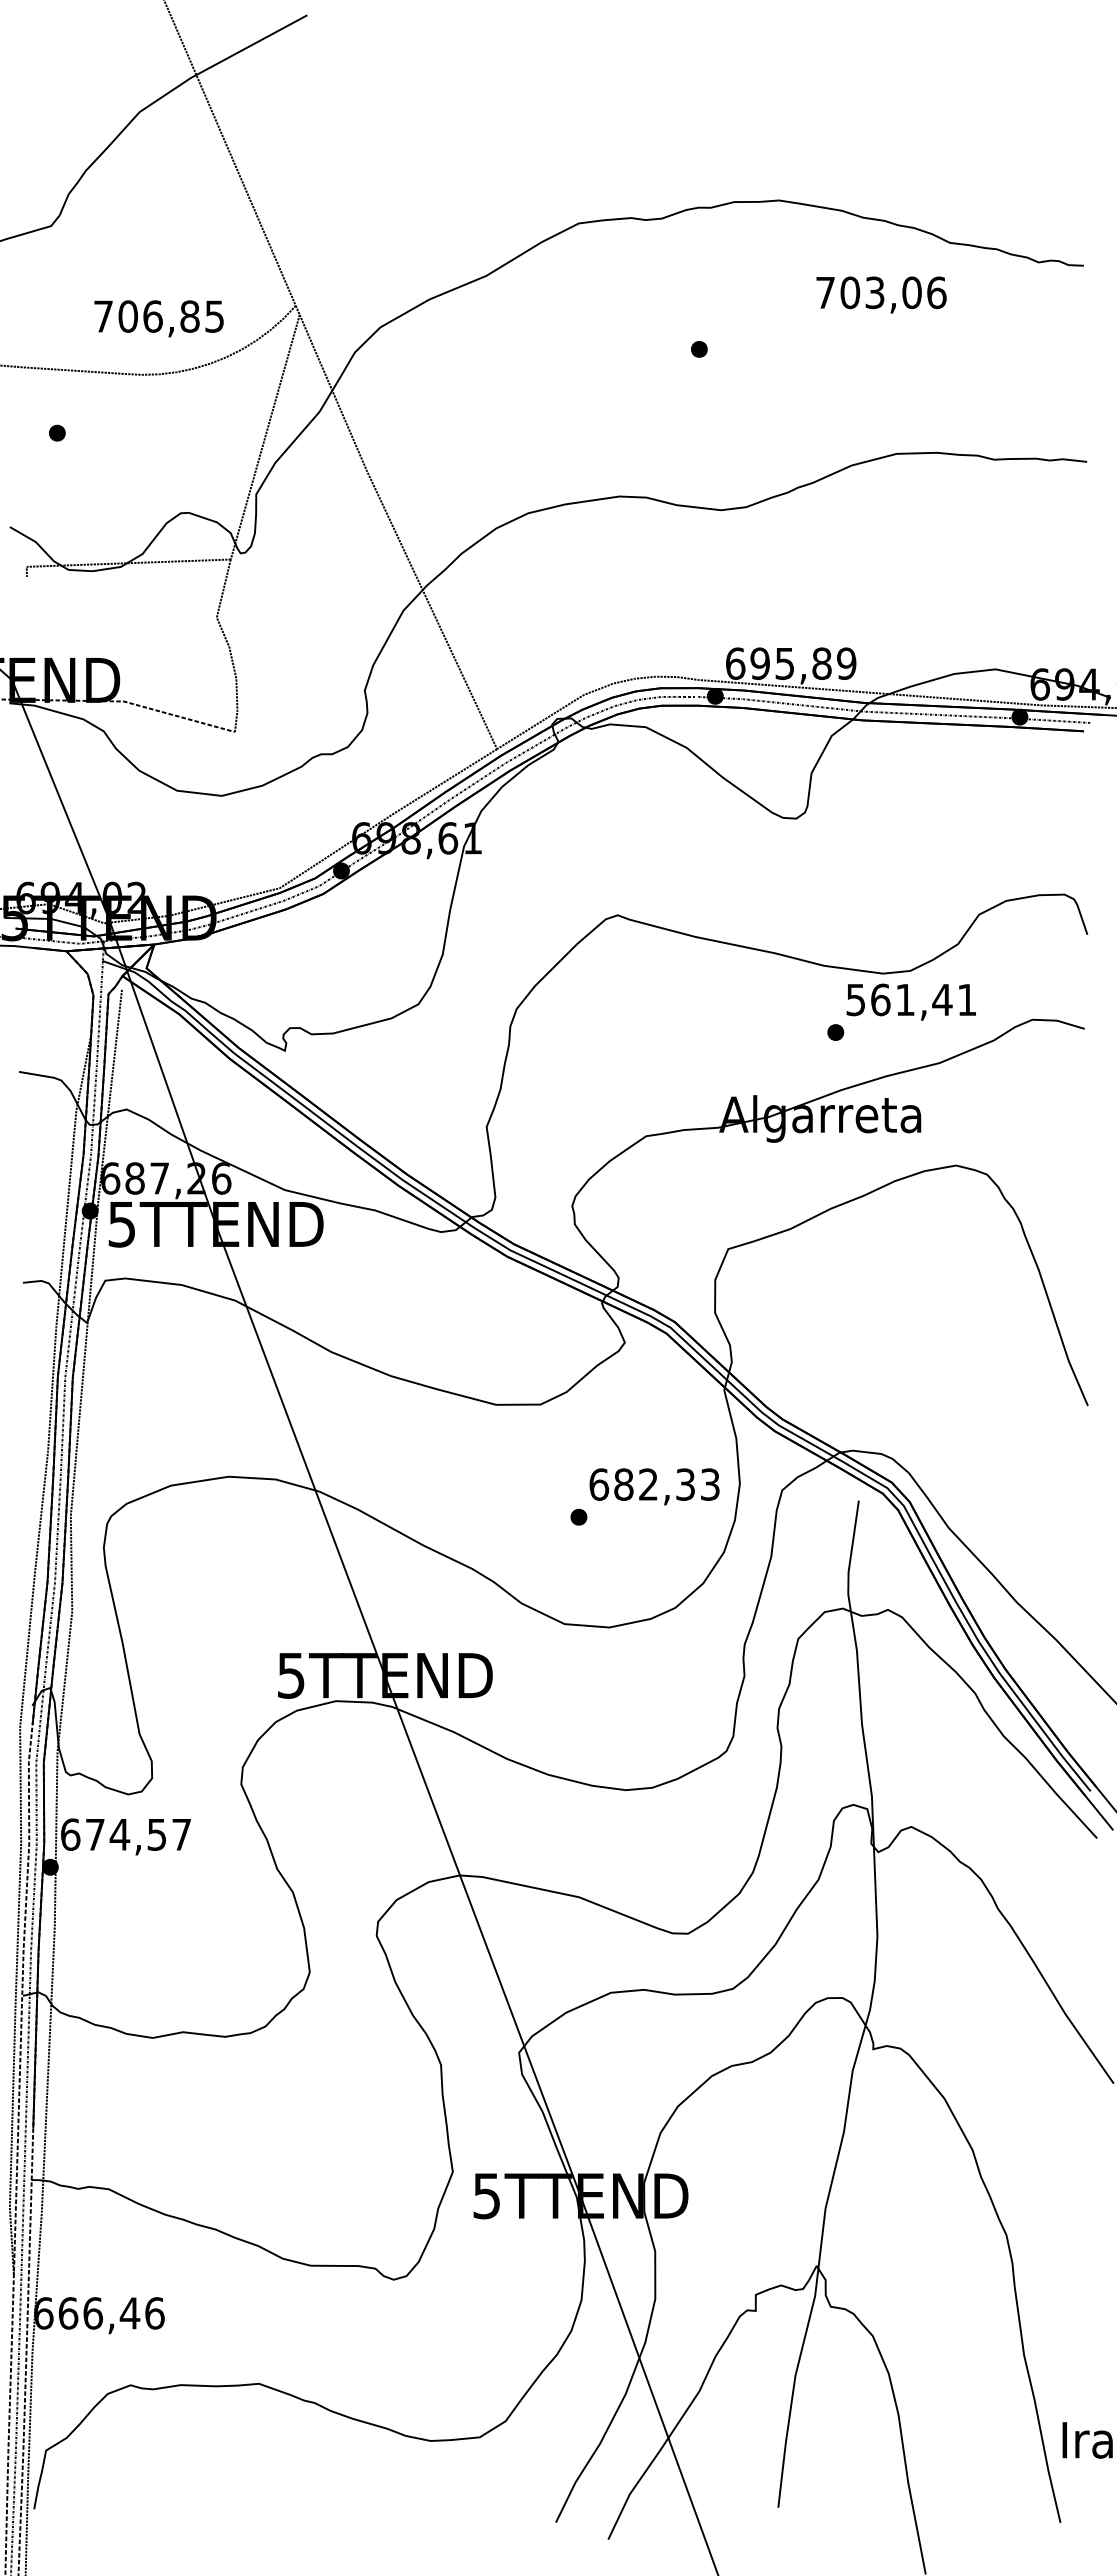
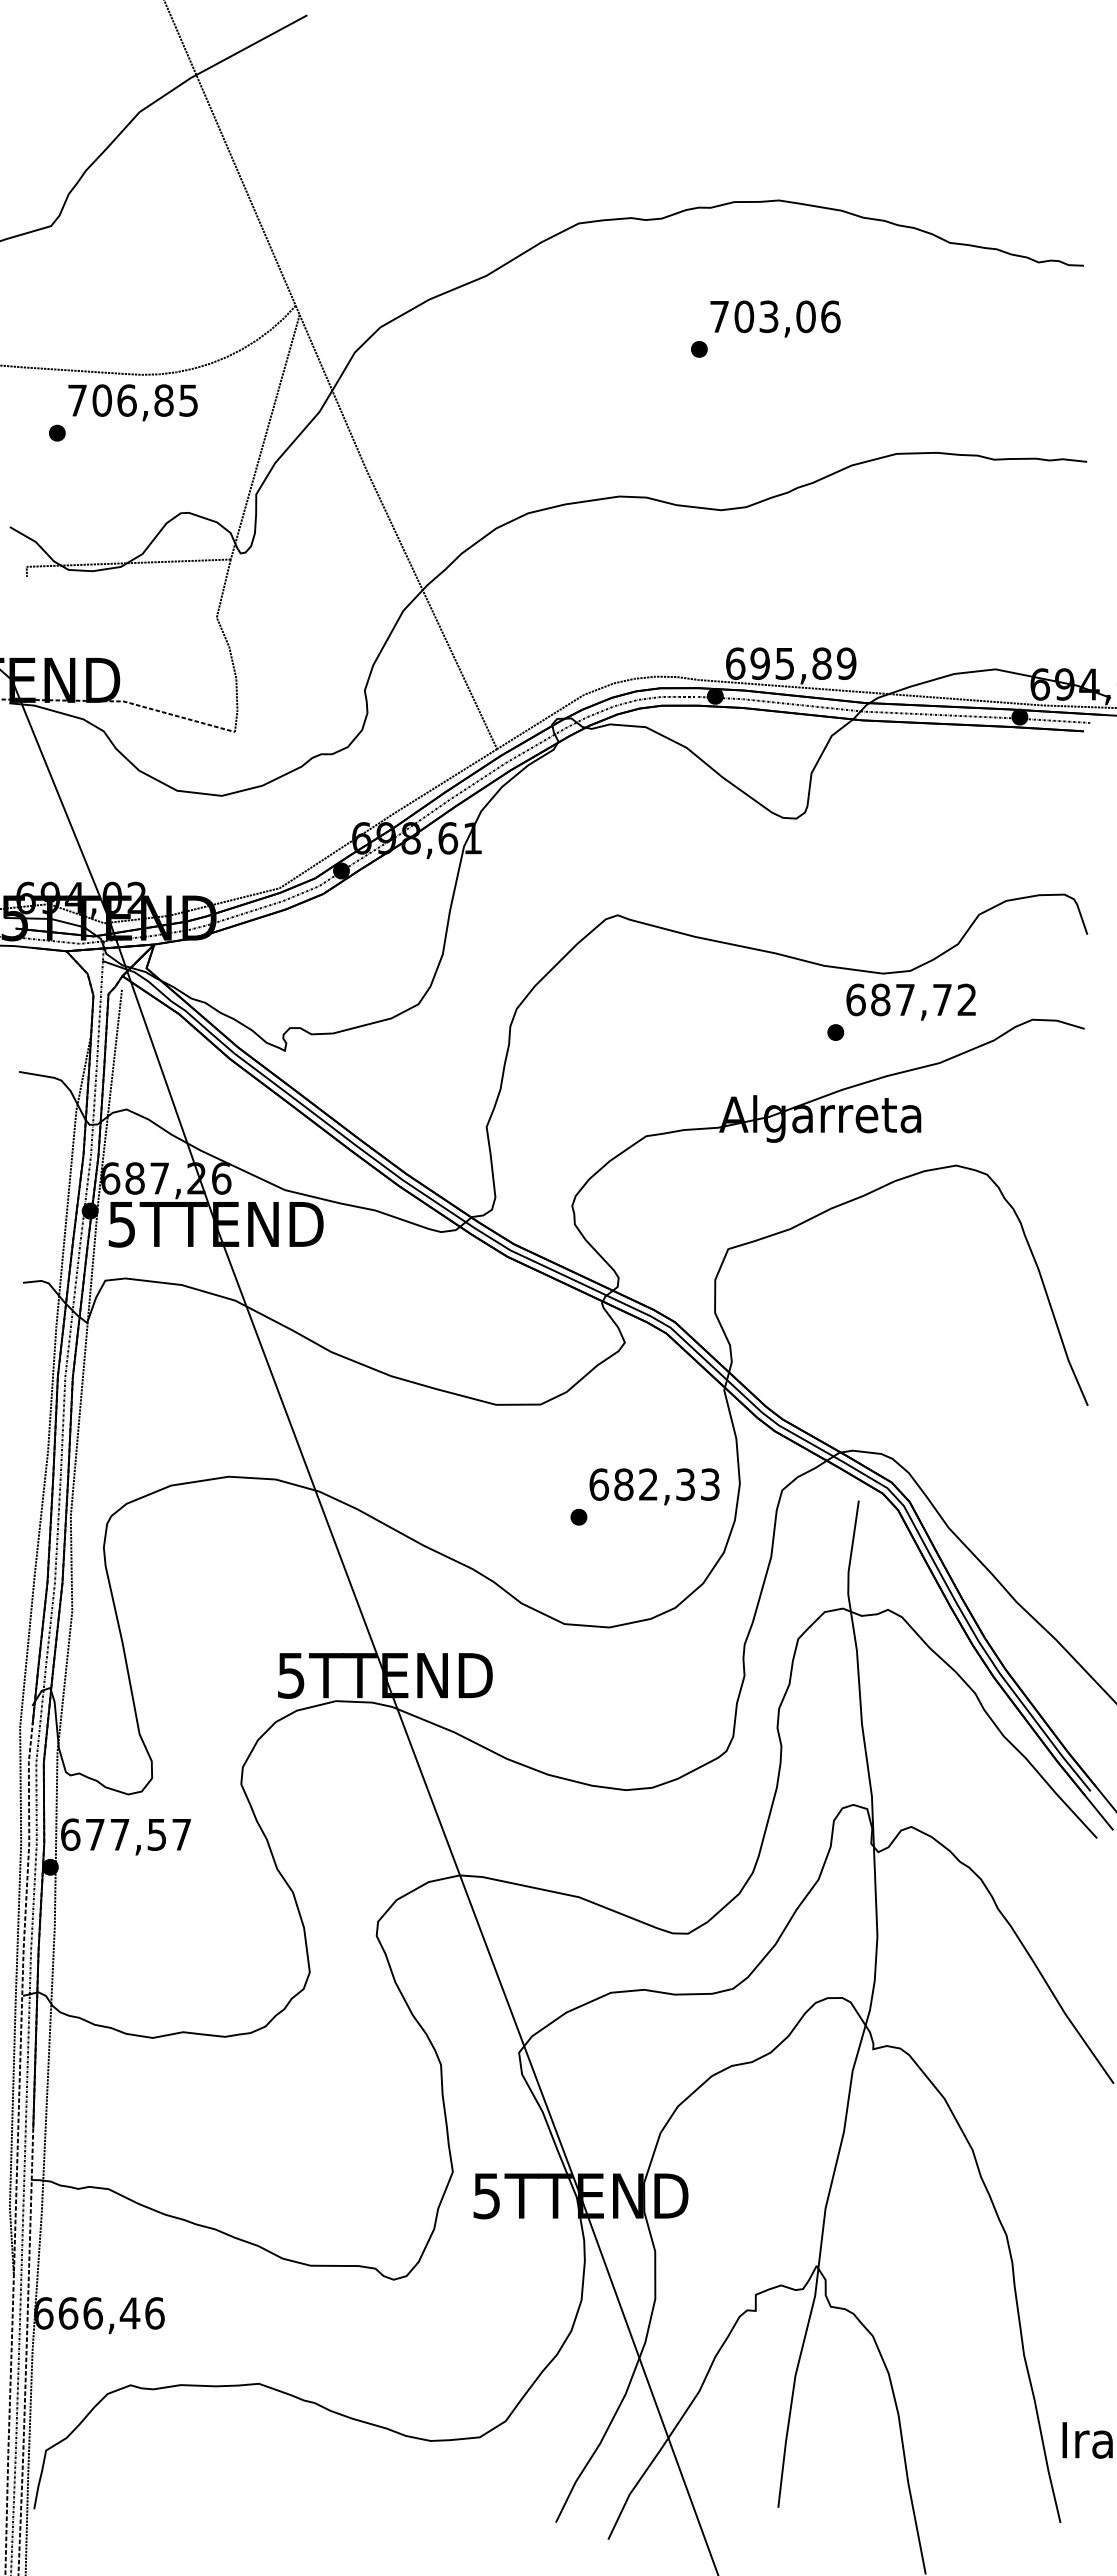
text position: (881, 294) -> (775, 318) (775, 318)
text position: (158, 318) -> (132, 402) (132, 402)
text: 561,41 -> 687,72 (910, 999)
text: 674,57 -> 677,57 (119, 1834)
